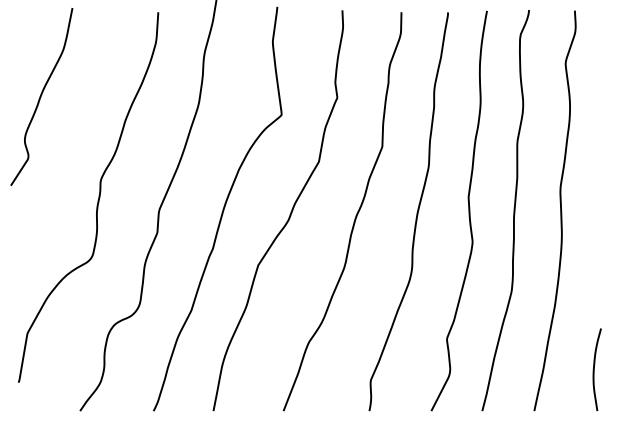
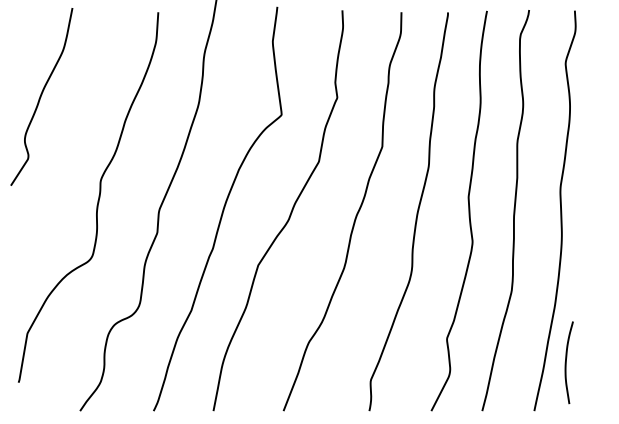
curve position: (594, 369) -> (566, 362) (566, 362)
